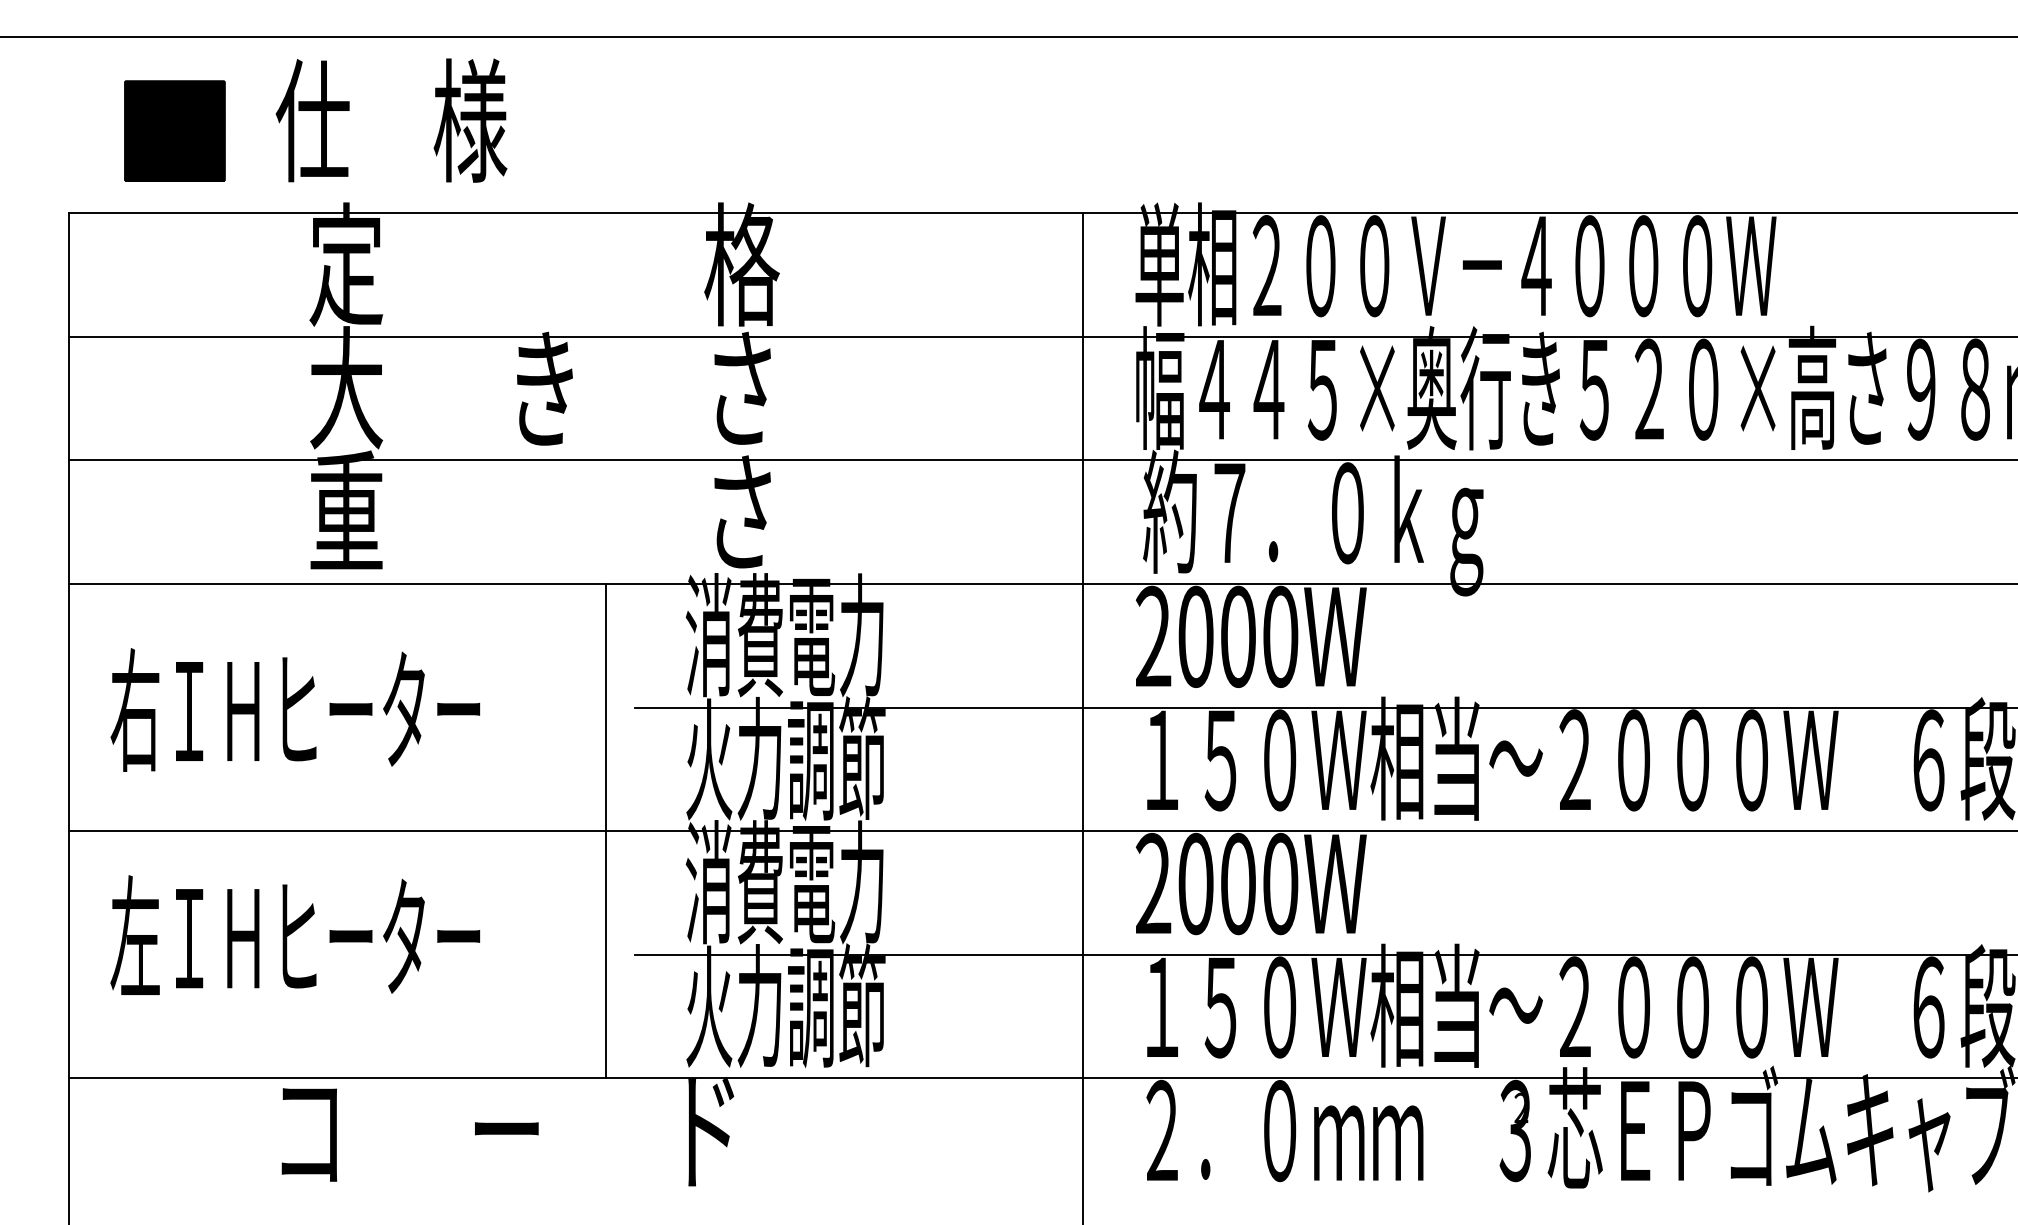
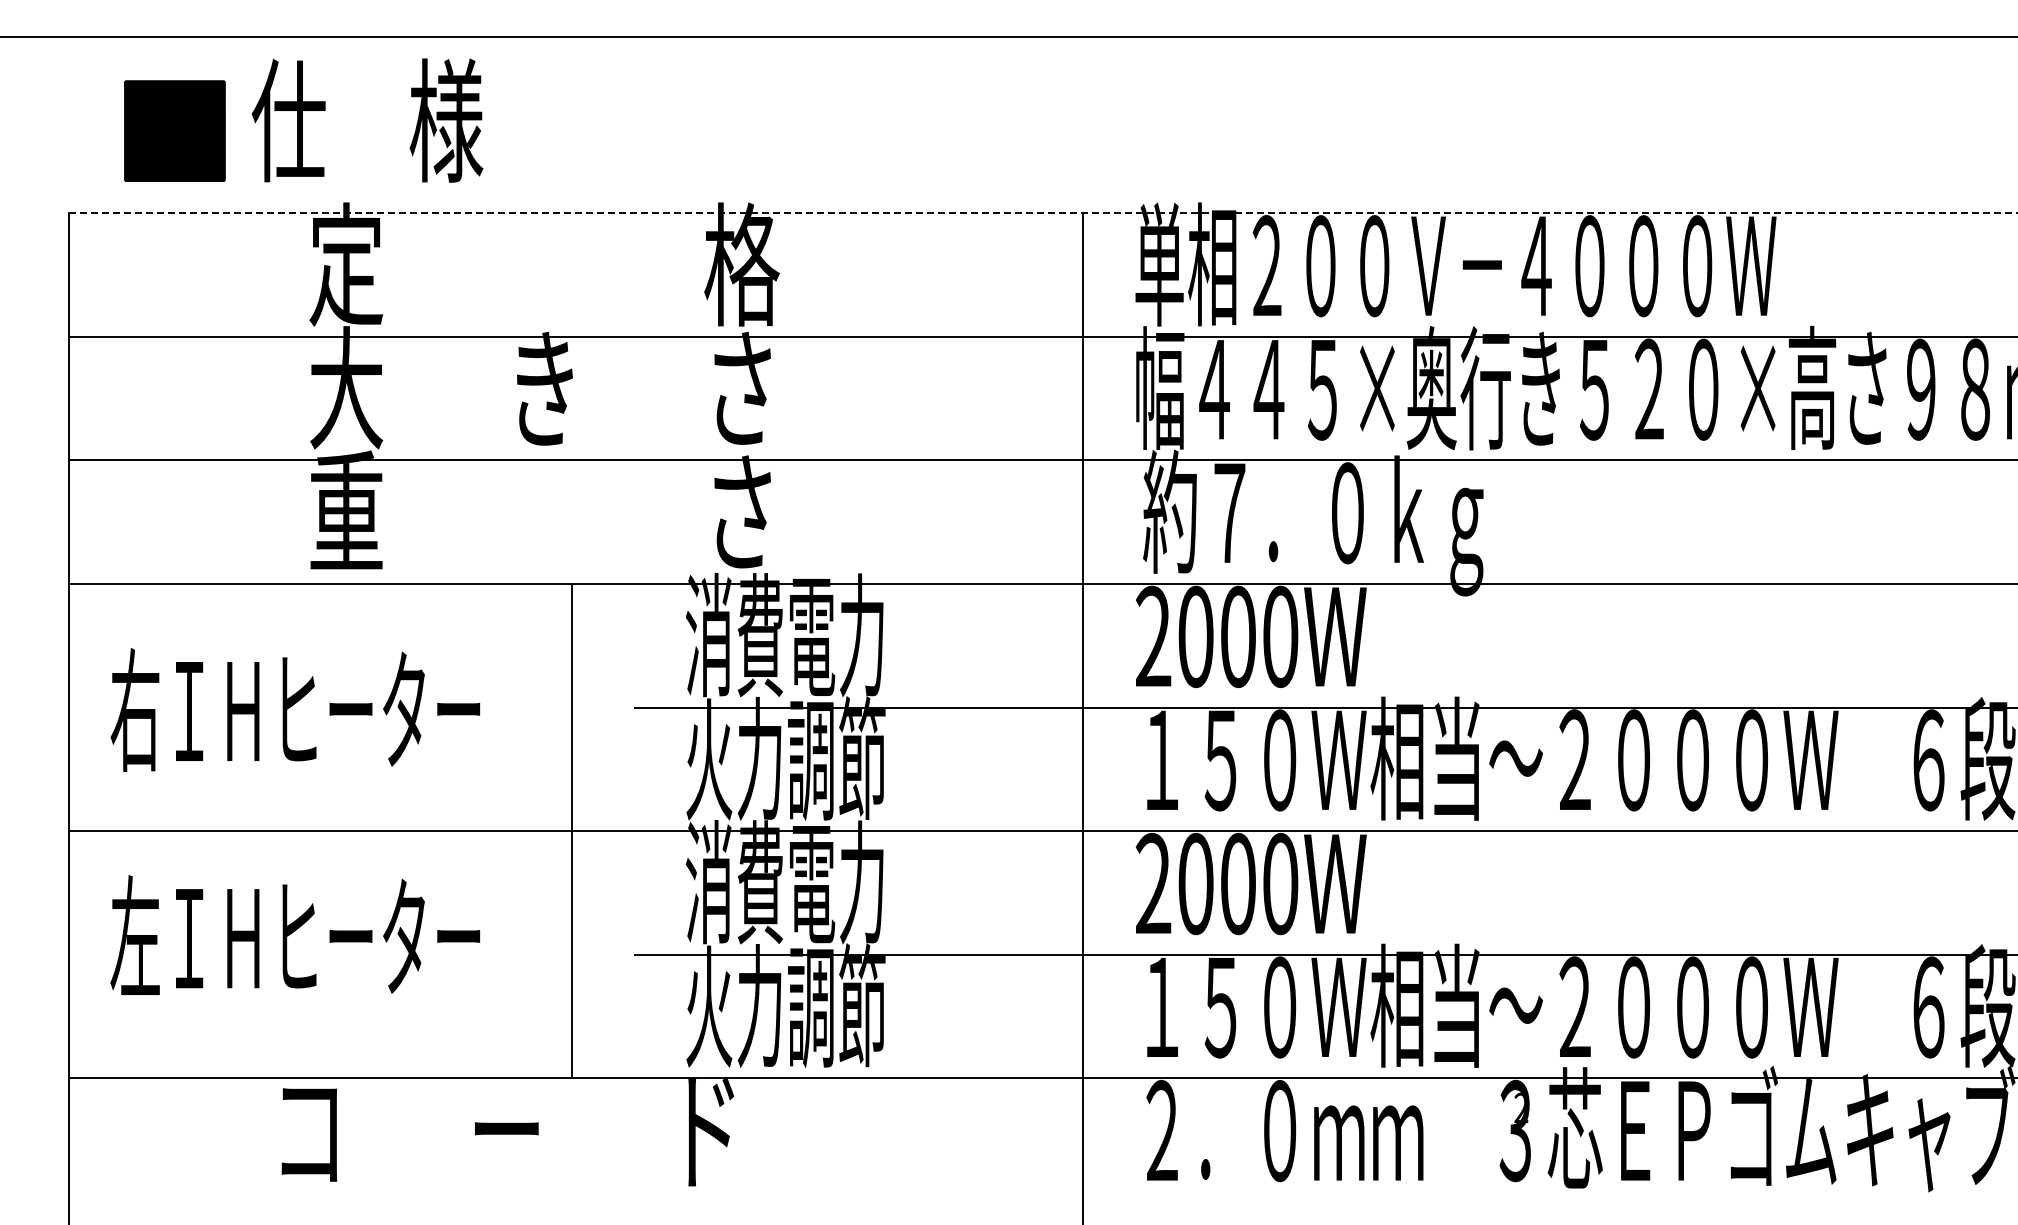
text position: (391, 120) -> (367, 120) (367, 120)
line: solid -> dashed (1043, 213)
line position: (605, 830) -> (571, 830) (571, 830)
